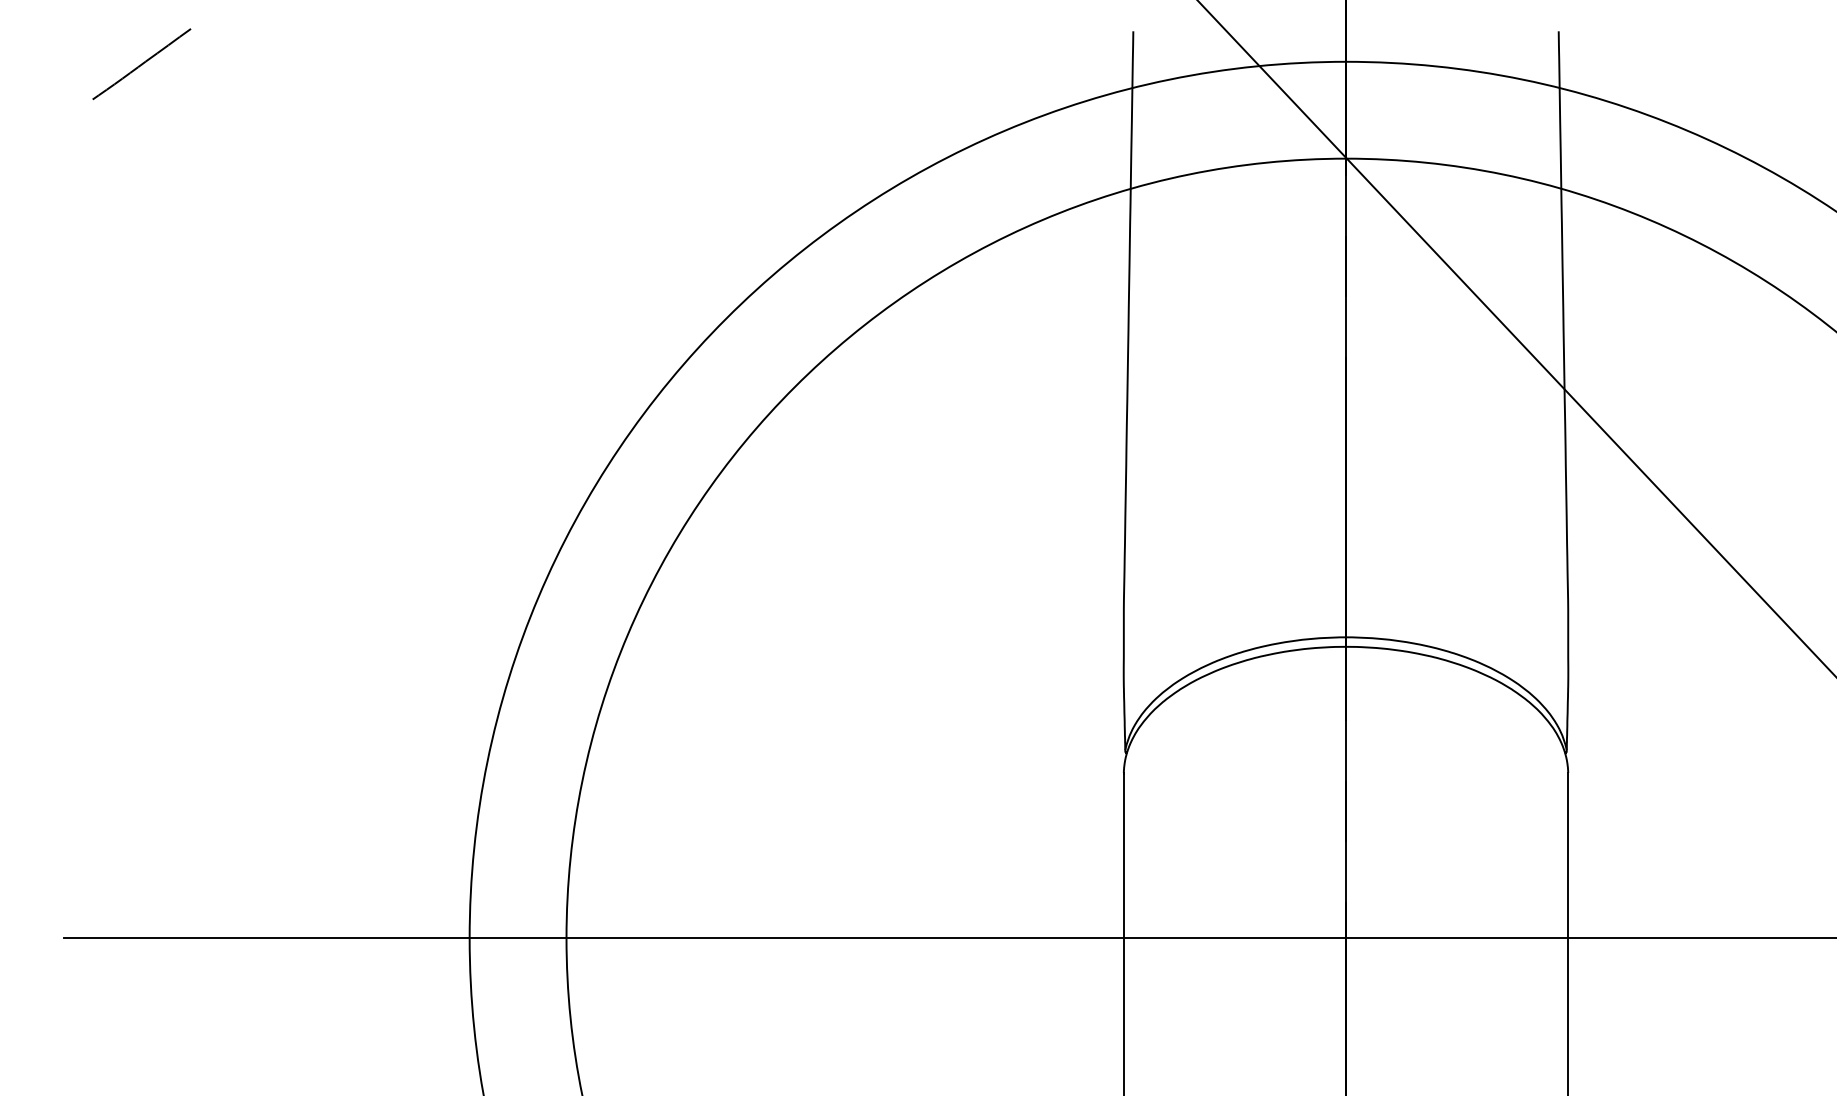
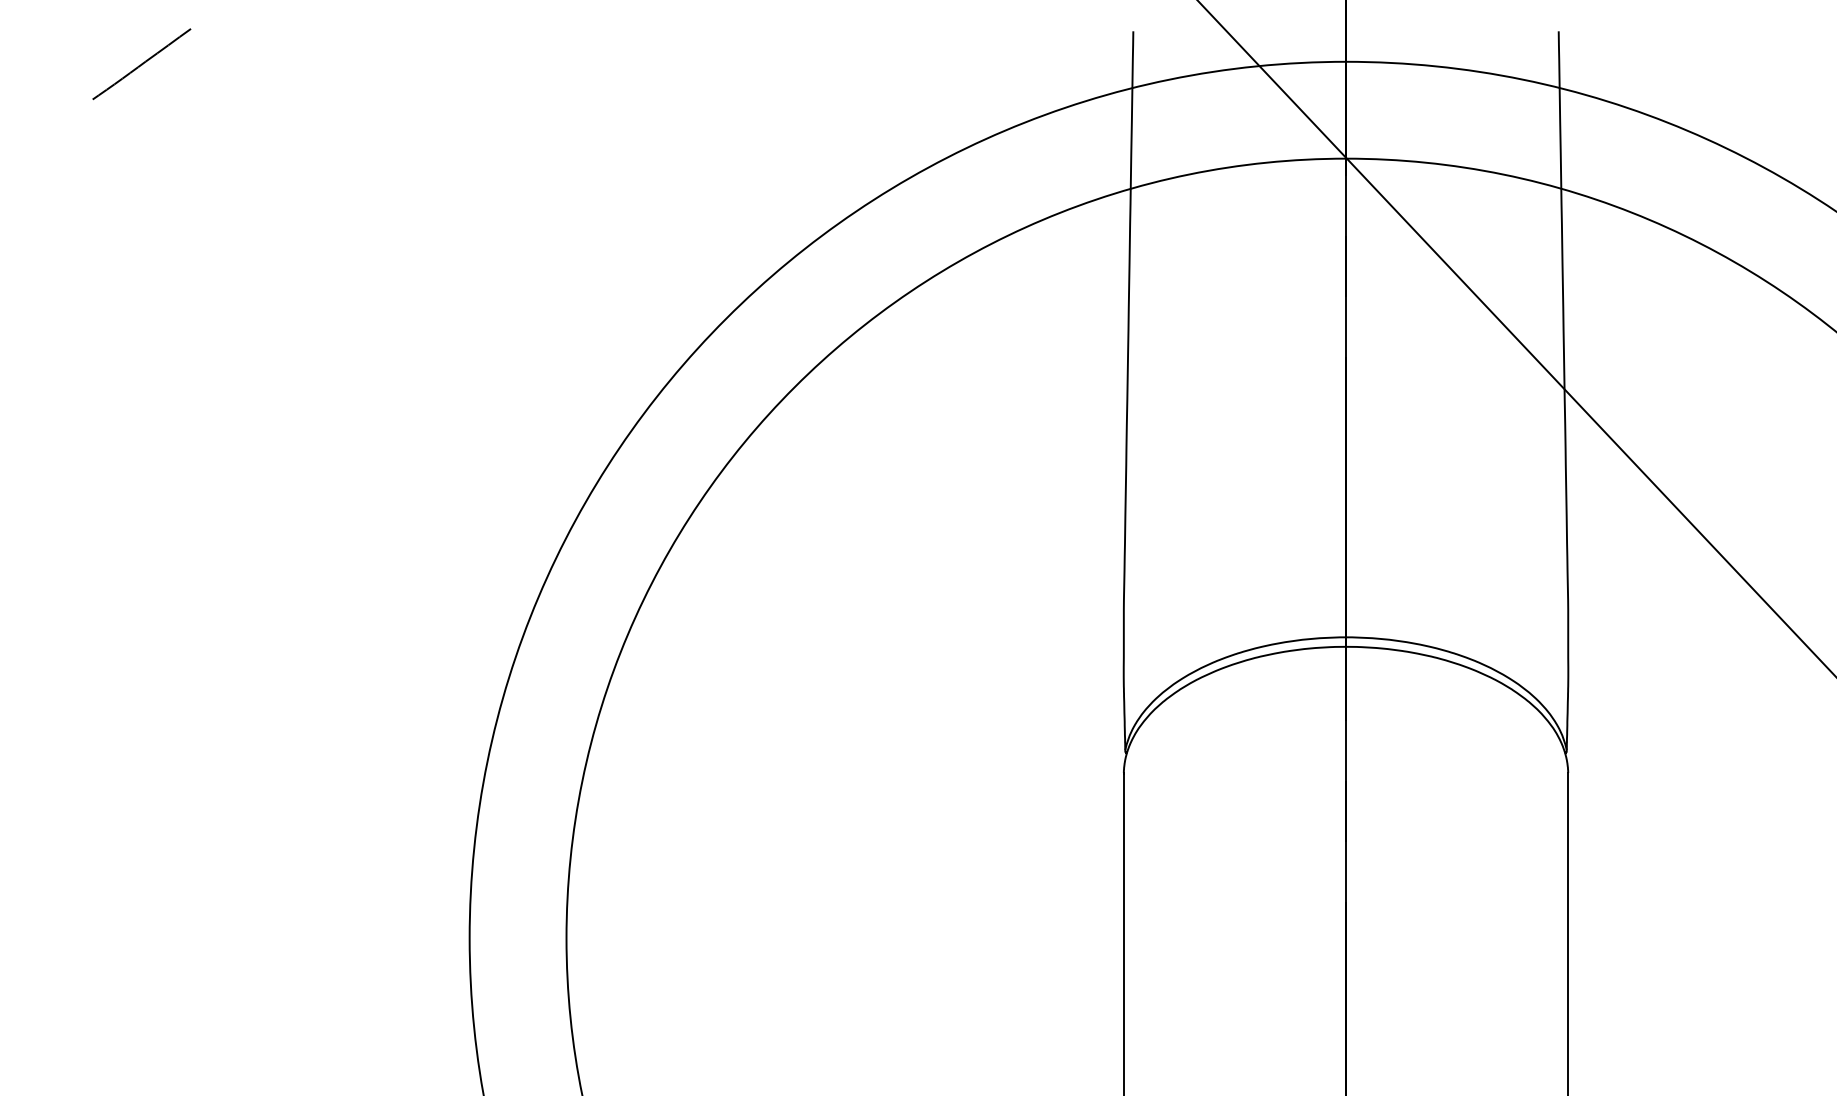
line: present -> none (948, 938)
